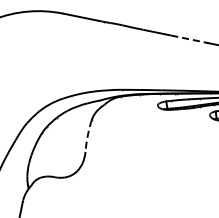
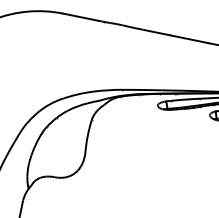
line: dashed -> solid (189, 39)
arc: dashed -> solid (87, 135)
